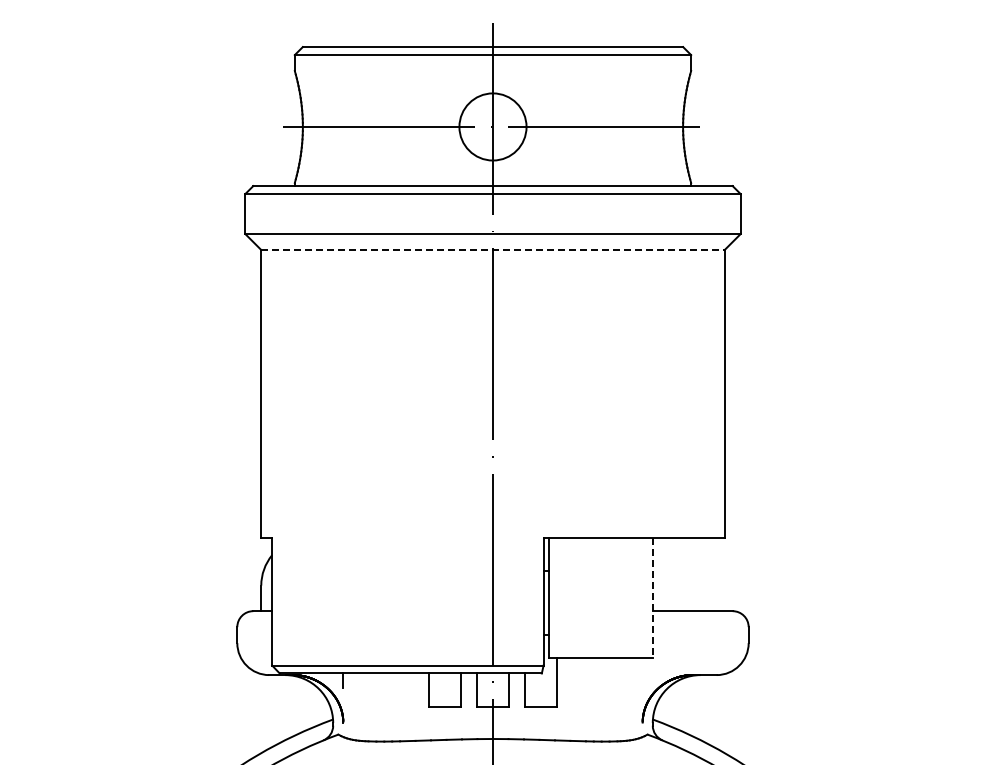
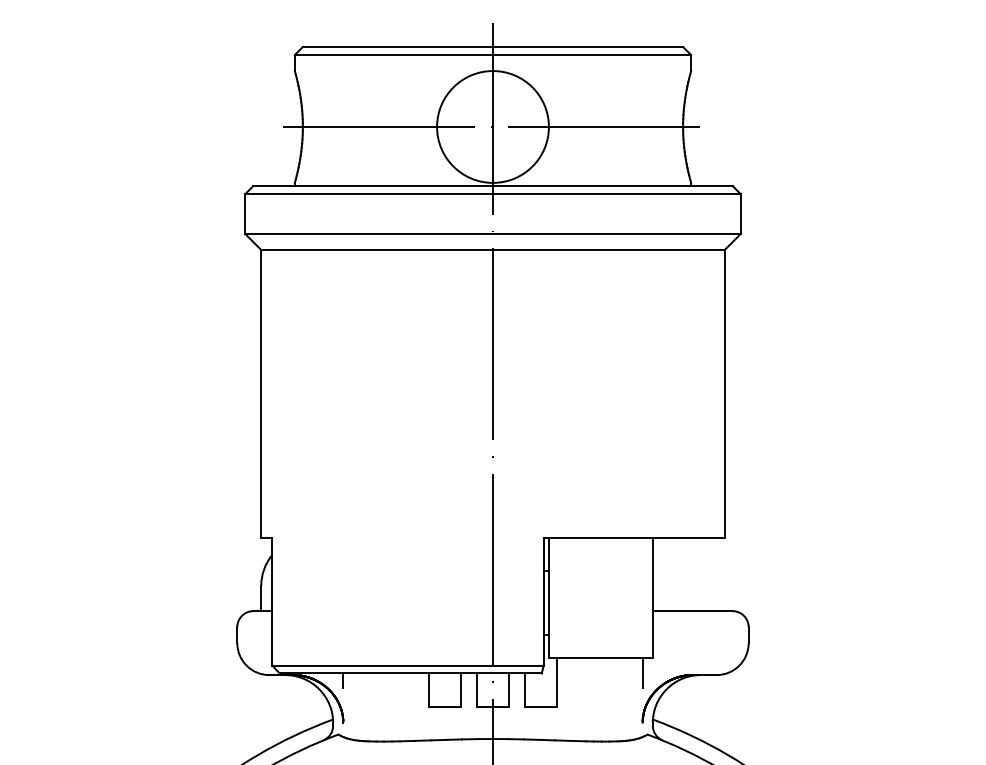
circle diameter: 67 px -> 112 px (492, 126)
line: dashed -> solid (493, 250)
line: dashed -> solid (652, 597)
line: none -> present (642, 672)
